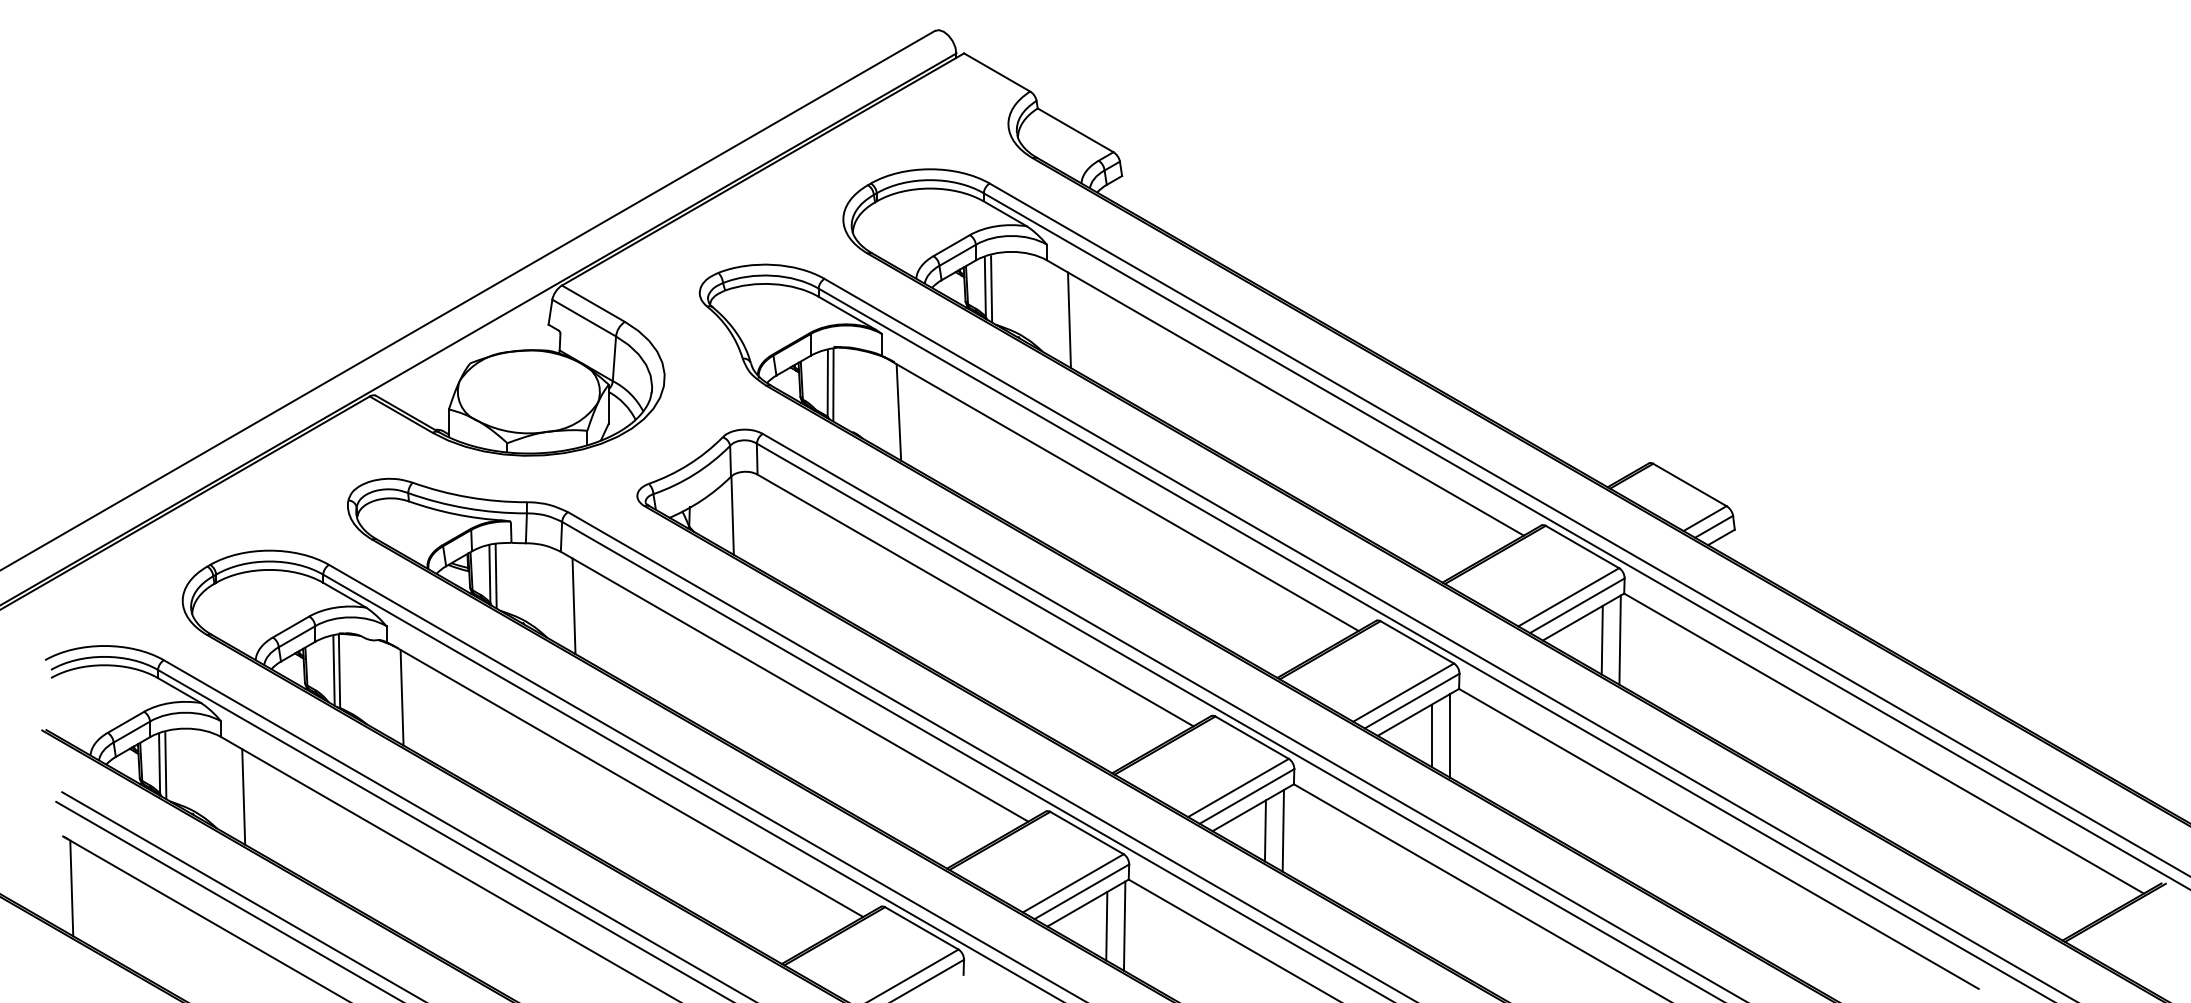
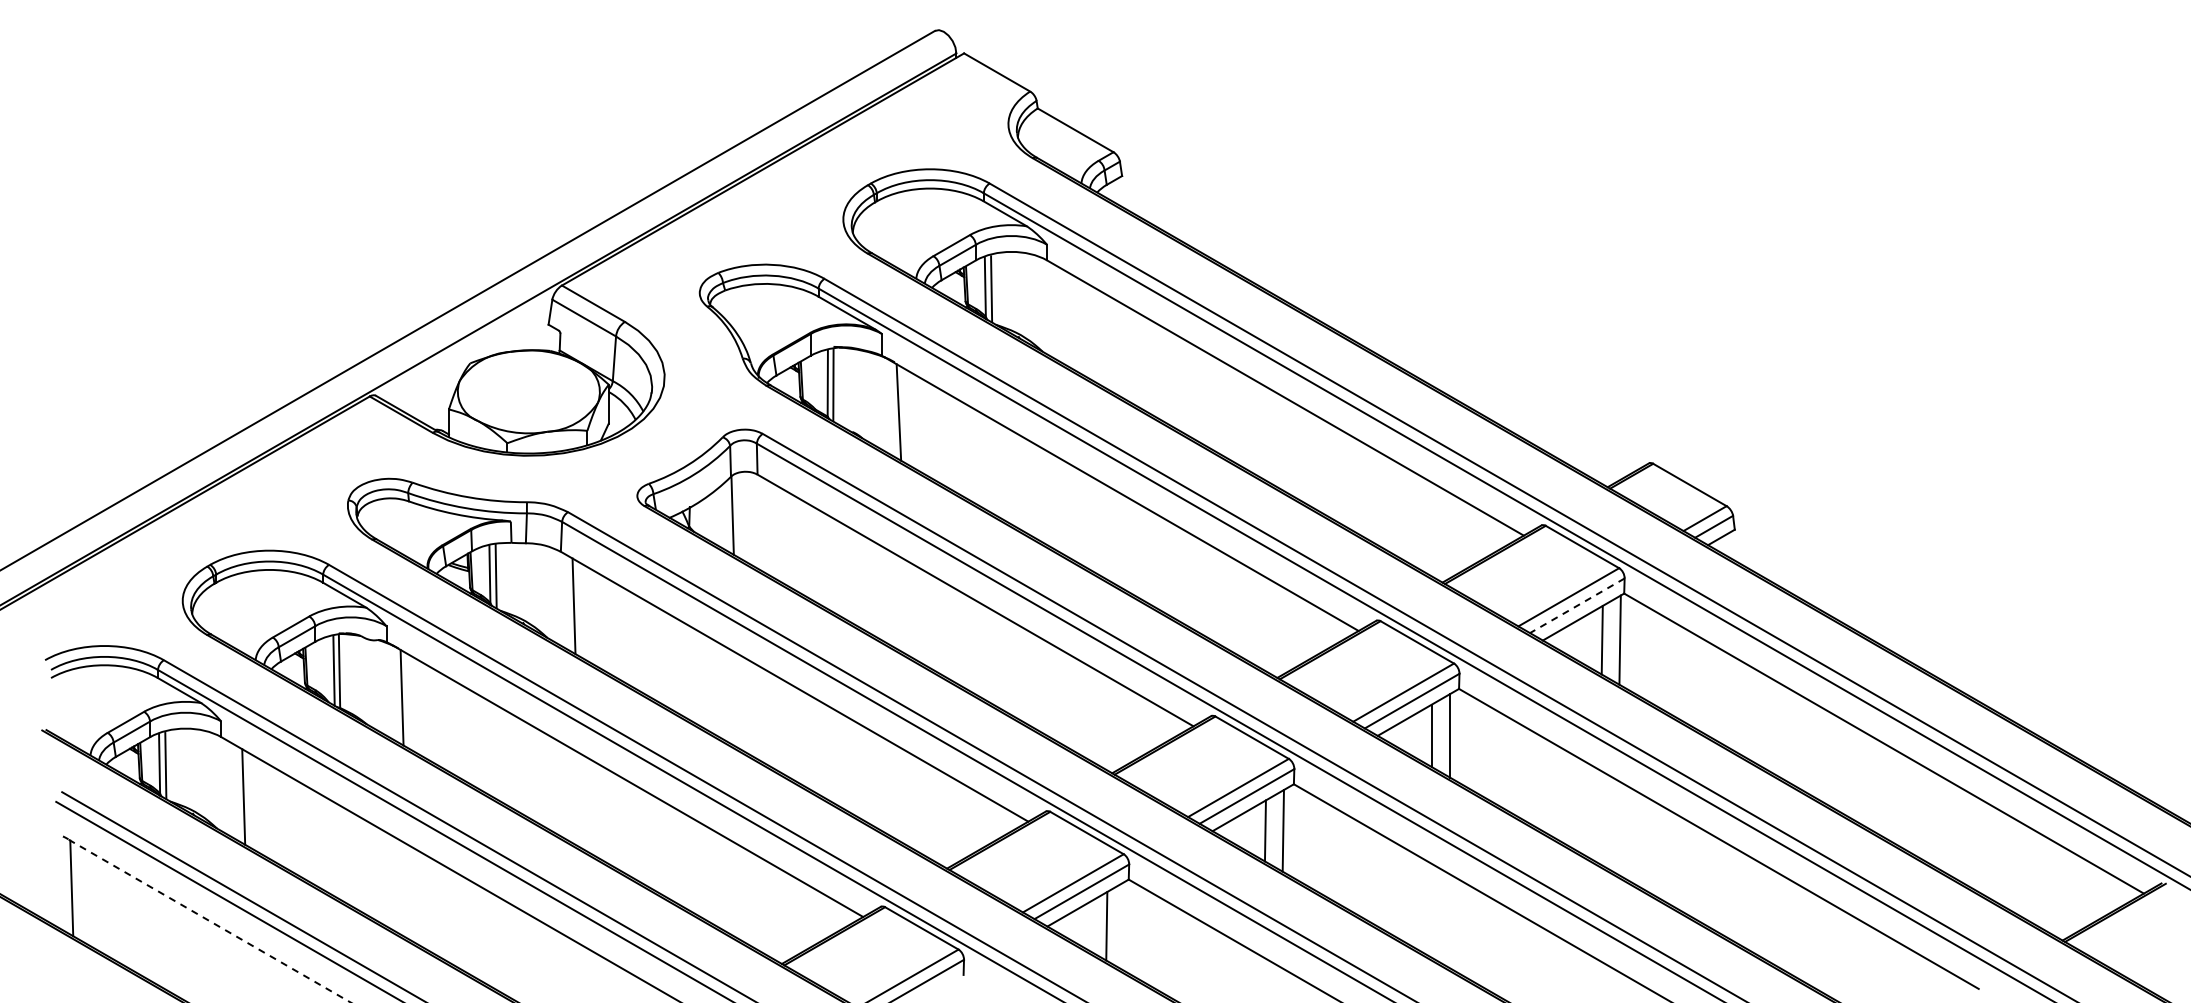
line: present -> none (1069, 320)
line: solid -> dashed (1577, 605)
line: solid -> dashed (206, 919)
line: present -> none (1124, 925)
